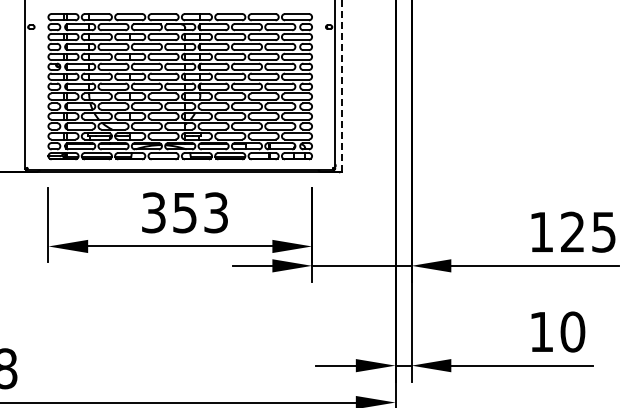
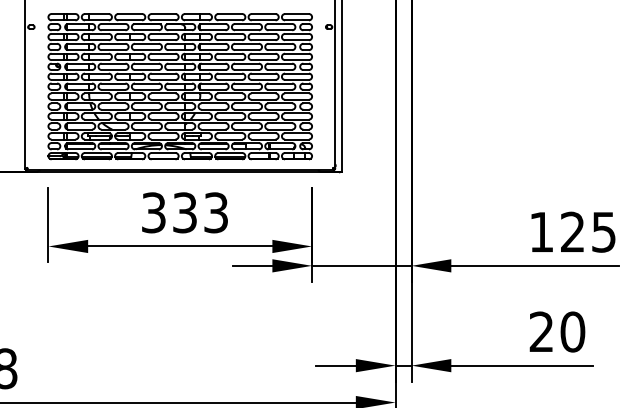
line: dashed -> solid (341, 85)
text: 353 -> 333 (184, 212)
text: 10 -> 20 (540, 331)
